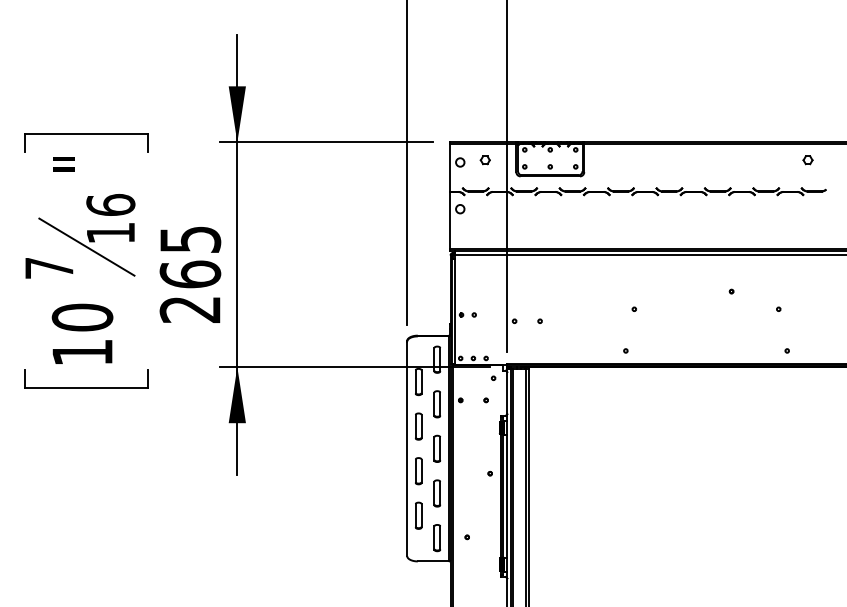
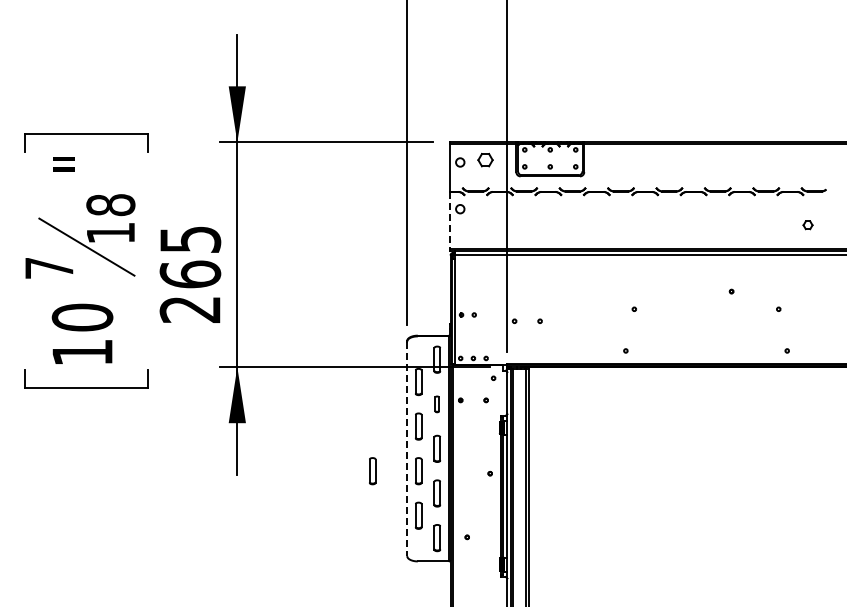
part size: 12x11 px -> 17x16 px (485, 159)
part position: (807, 160) -> (807, 225) (807, 225)
text: 16 -> 18 (110, 205)
line: solid -> dashed (450, 220)
part size: 8x29 px -> 6x19 px (436, 404)
line: solid -> dashed (407, 449)
part: none -> present (372, 471)
